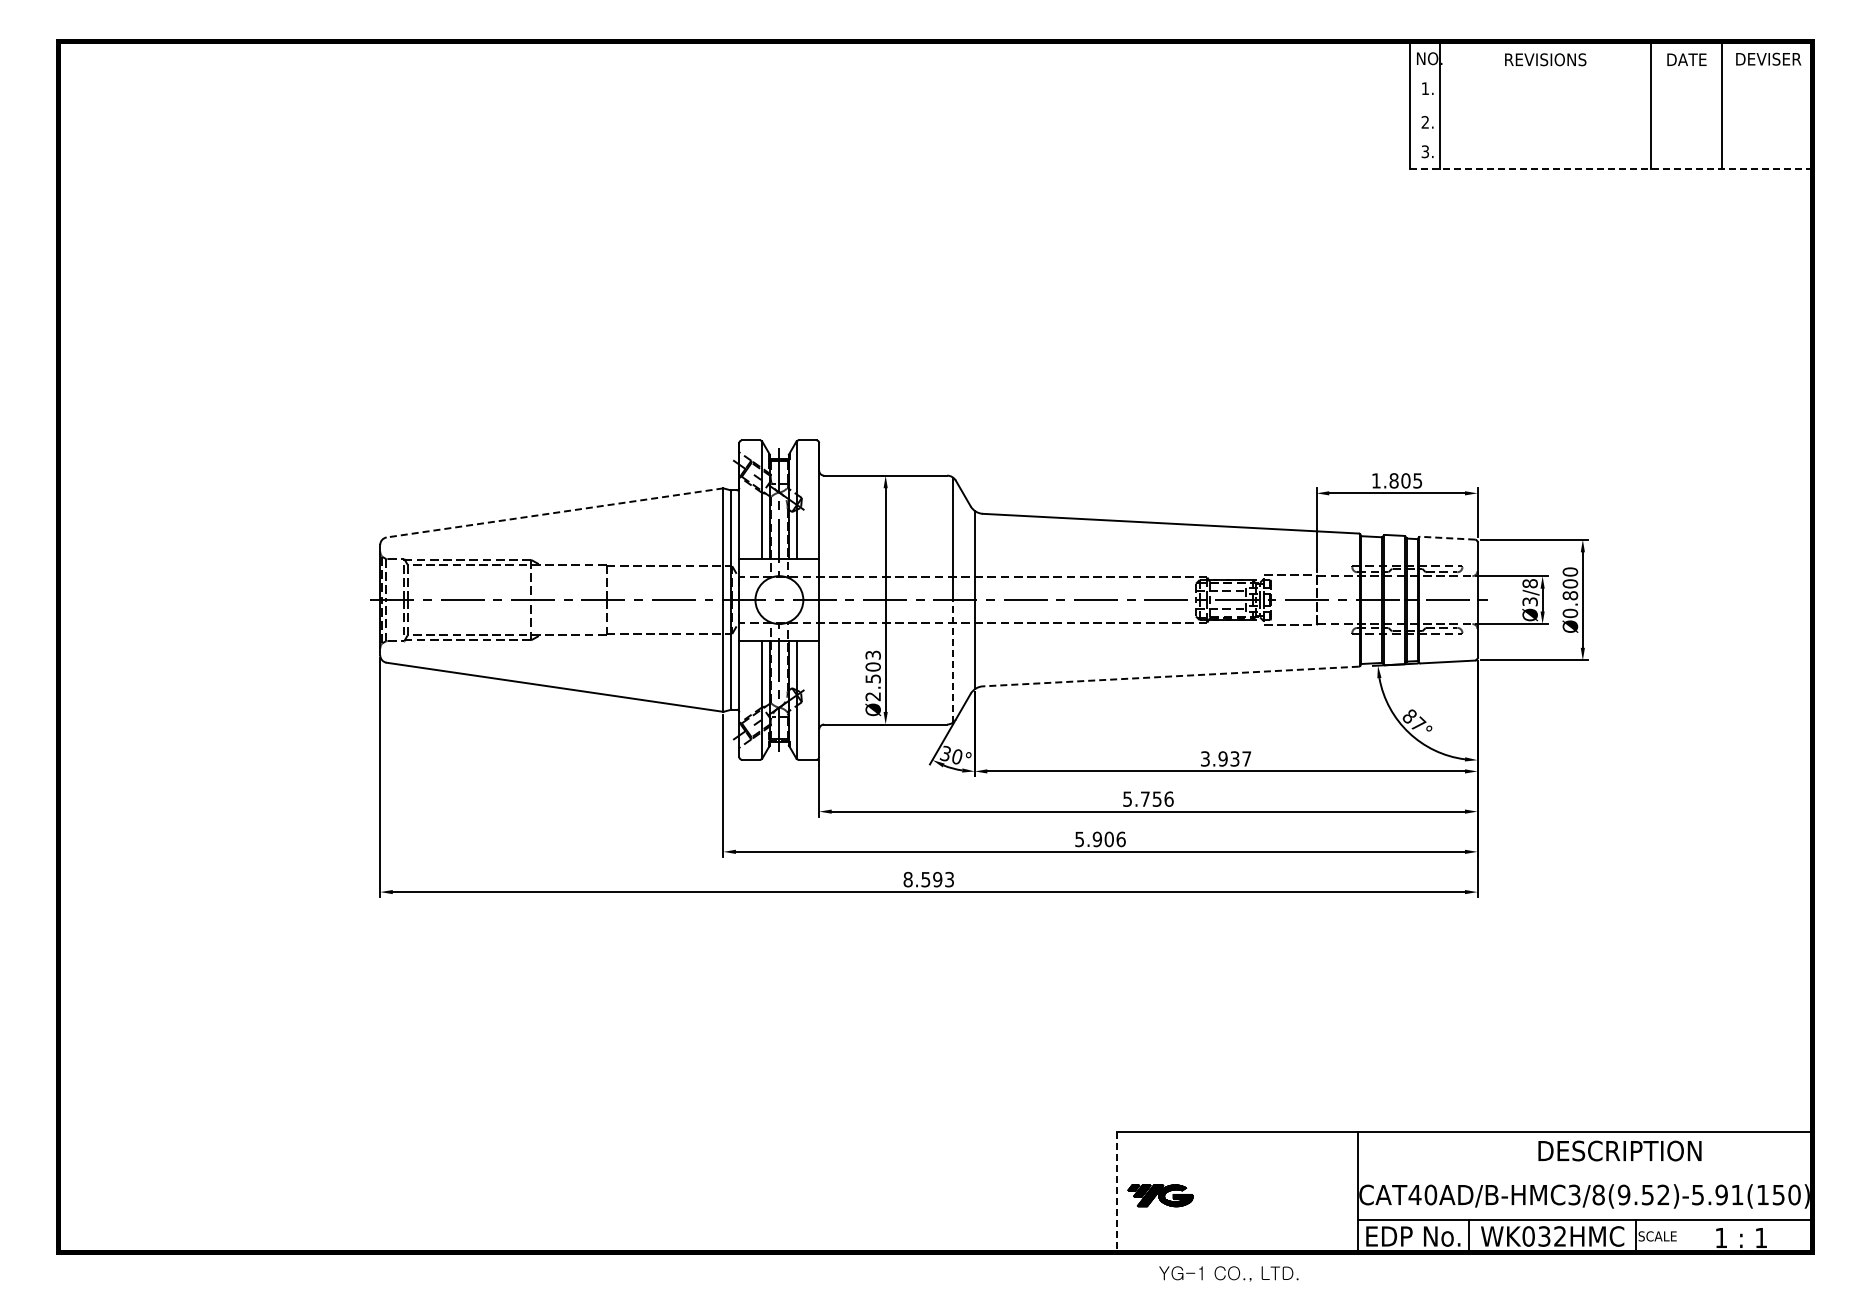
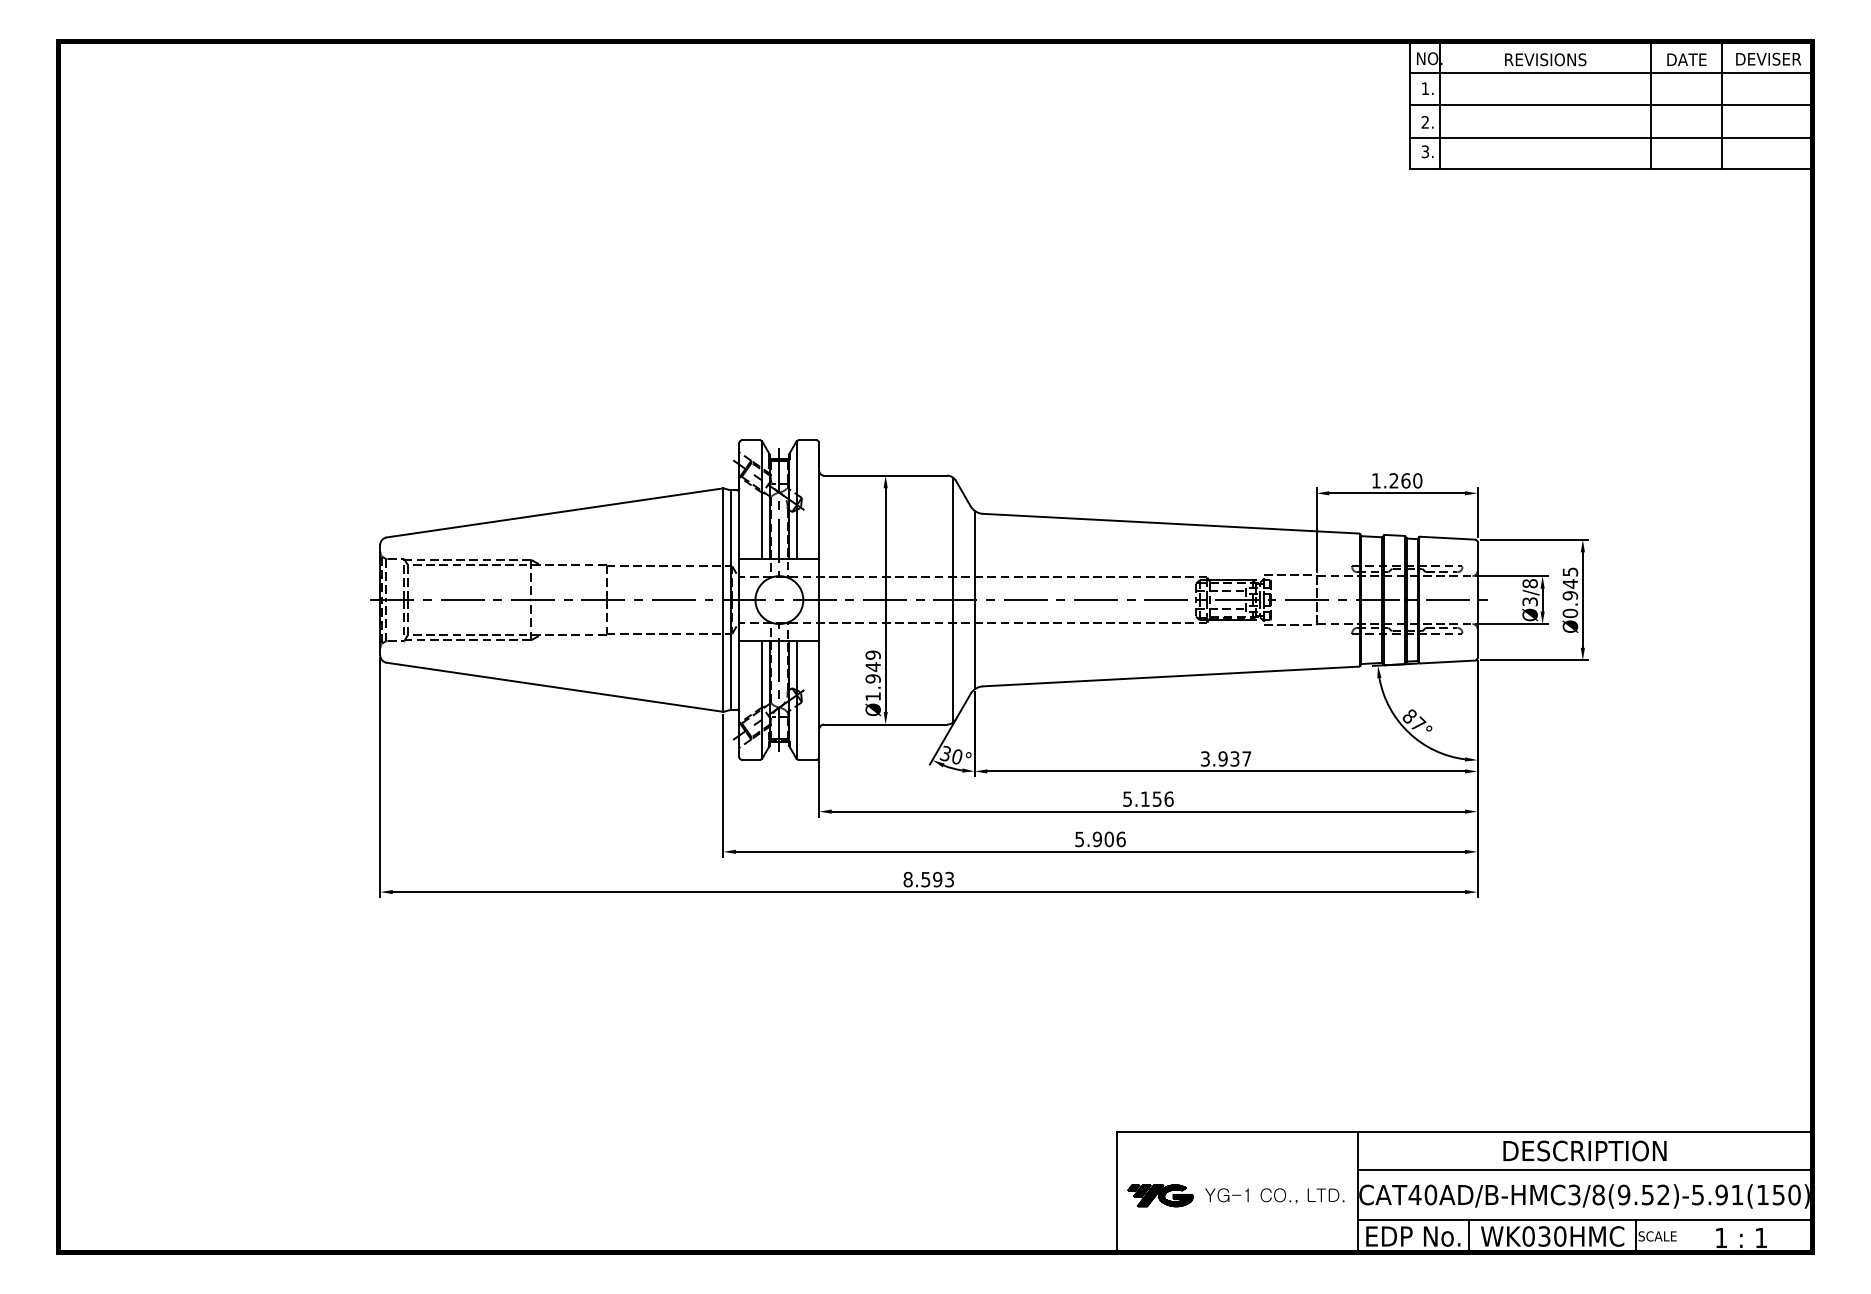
line: none -> present (1611, 73)
line: none -> present (1611, 105)
line: none -> present (1611, 137)
line: dashed -> solid (1611, 168)
text: 1.805 -> 1.260 (1405, 480)
line: dashed -> solid (554, 512)
line: dashed -> solid (1447, 538)
text: Ø0.800 -> Ø0.945 (1570, 583)
line: dashed -> solid (952, 660)
text: Ø2.503 -> Ø1.949 (872, 675)
line: dashed -> solid (1170, 676)
text: 5.756 -> 5.156 (1145, 798)
text position: (1619, 1150) -> (1584, 1150) (1584, 1150)
line: none -> present (1584, 1169)
line: dashed -> solid (1116, 1193)
text: WK032HMC -> WK030HMC (1560, 1236)
text position: (1228, 1273) -> (1274, 1195) (1274, 1195)
